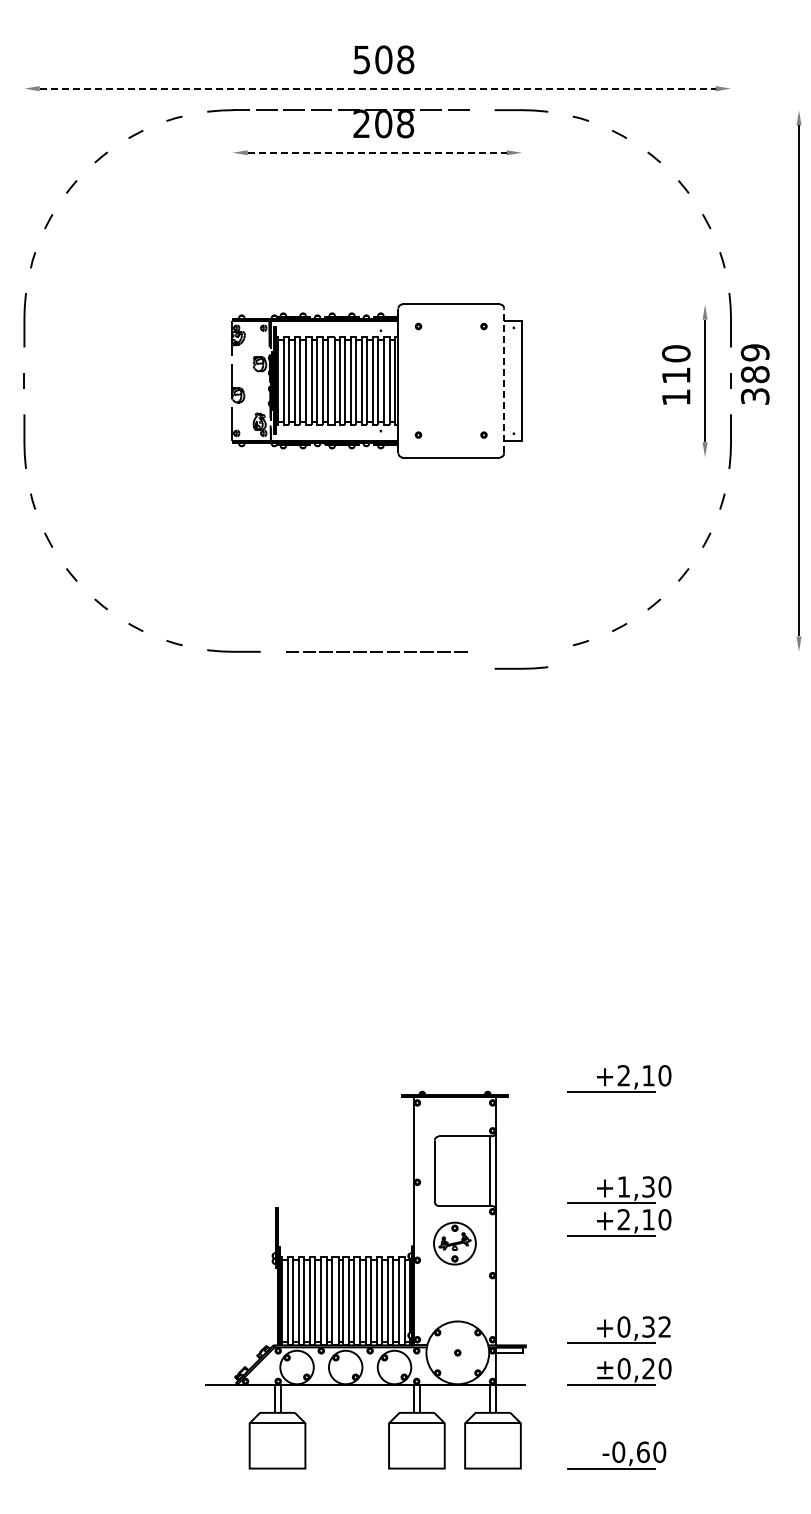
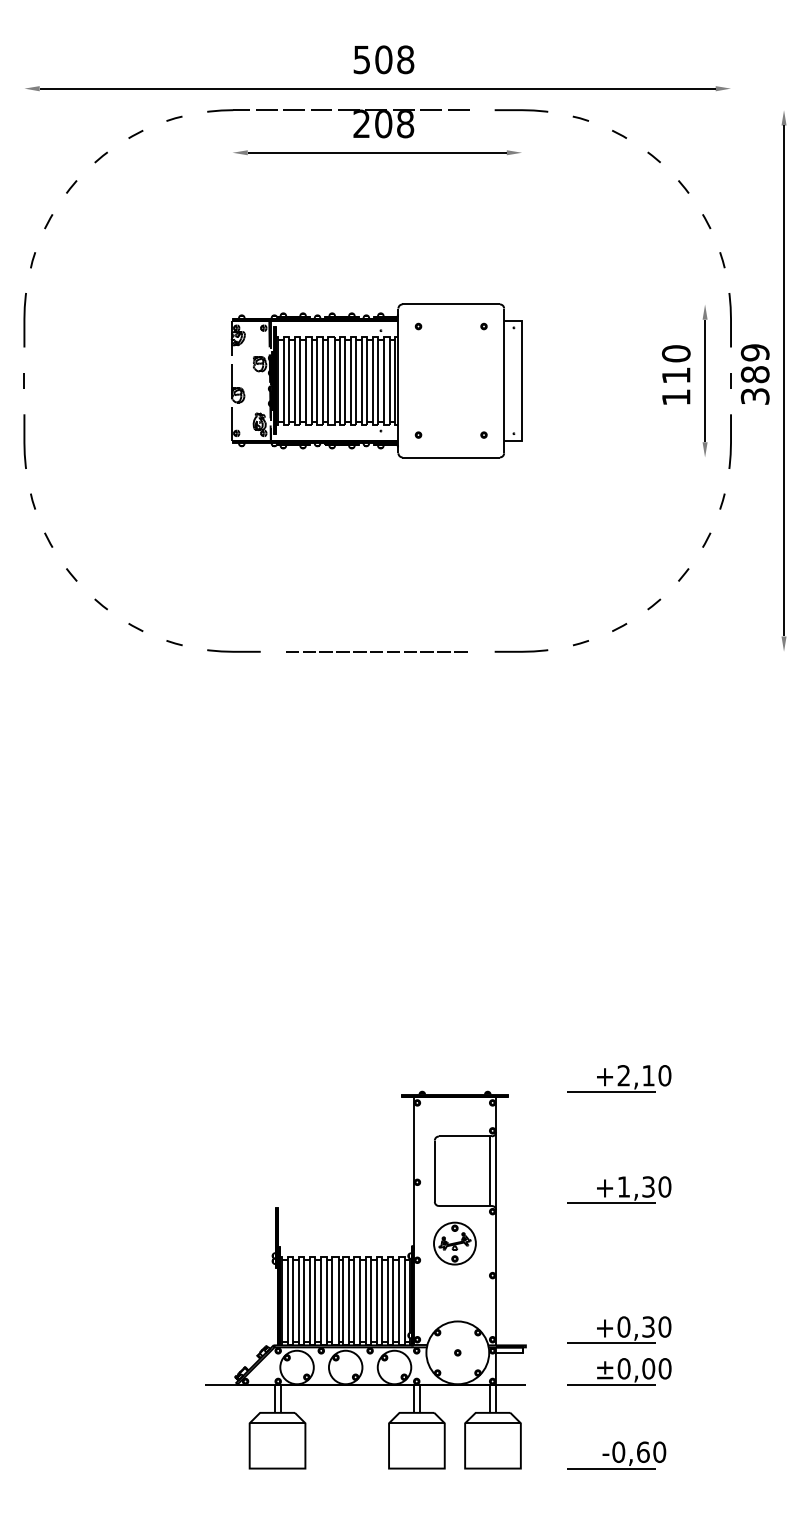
line: dashed -> solid (377, 88)
line: dashed -> solid (377, 152)
line: dashed -> solid (504, 380)
part position: (798, 380) -> (783, 380) (783, 380)
line position: (521, 667) -> (521, 650) (521, 650)
part: present -> none (619, 1222)
text: +0,32 -> +0,30 (664, 1326)
text: ±0,20 -> ±0,00 (648, 1368)
